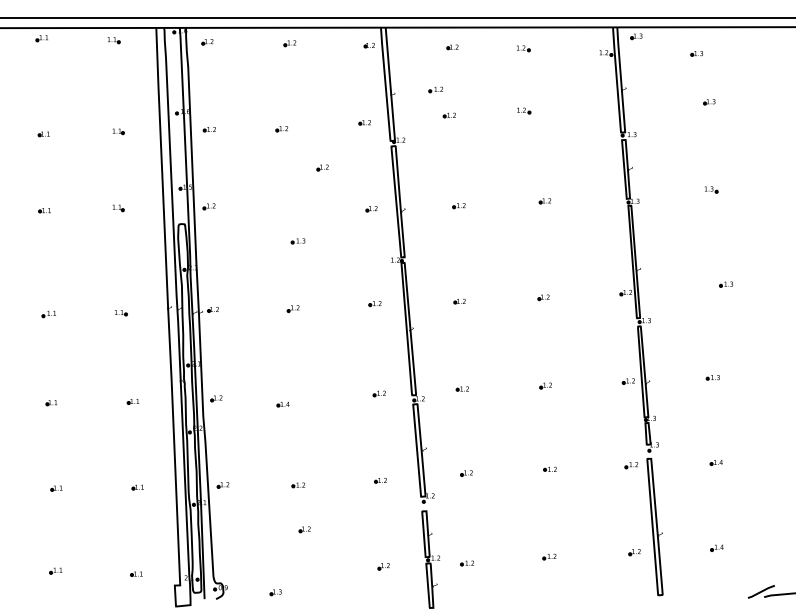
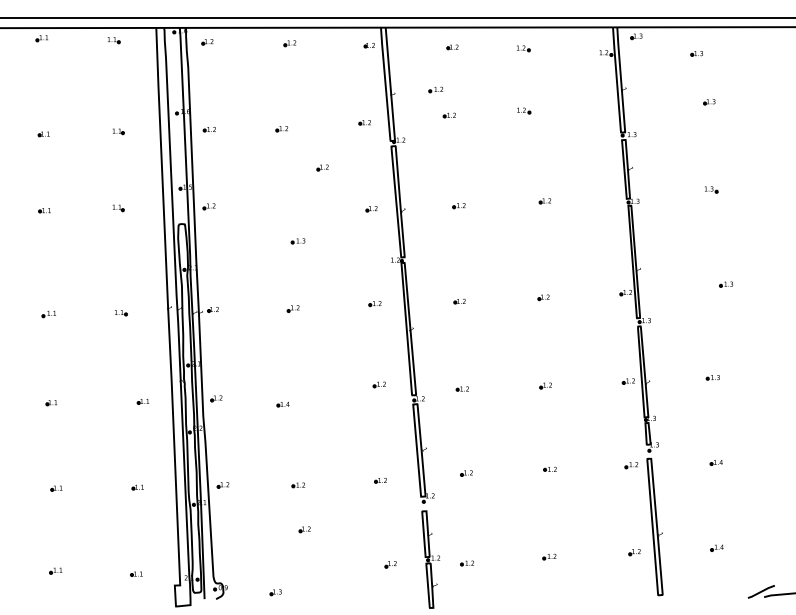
part position: (378, 393) -> (378, 384) (378, 384)
part position: (132, 401) -> (142, 401) (142, 401)
part position: (383, 566) -> (390, 564) (390, 564)
